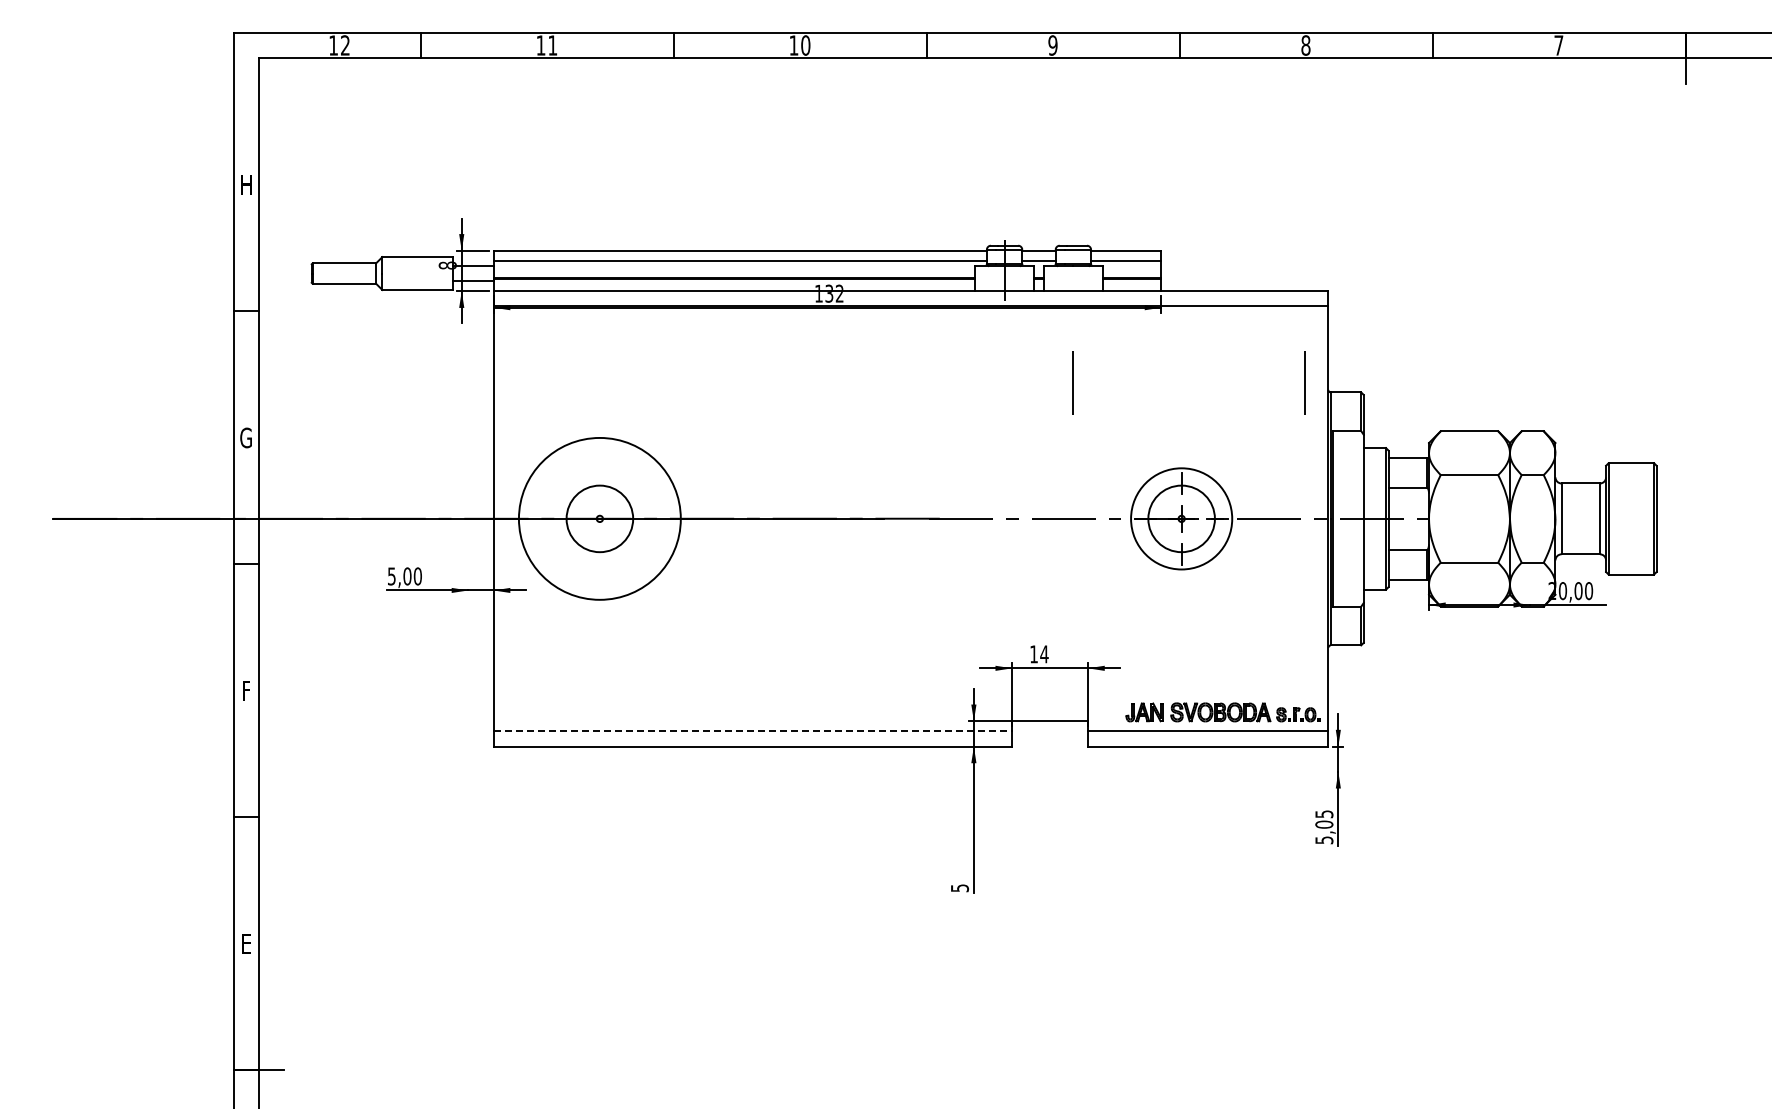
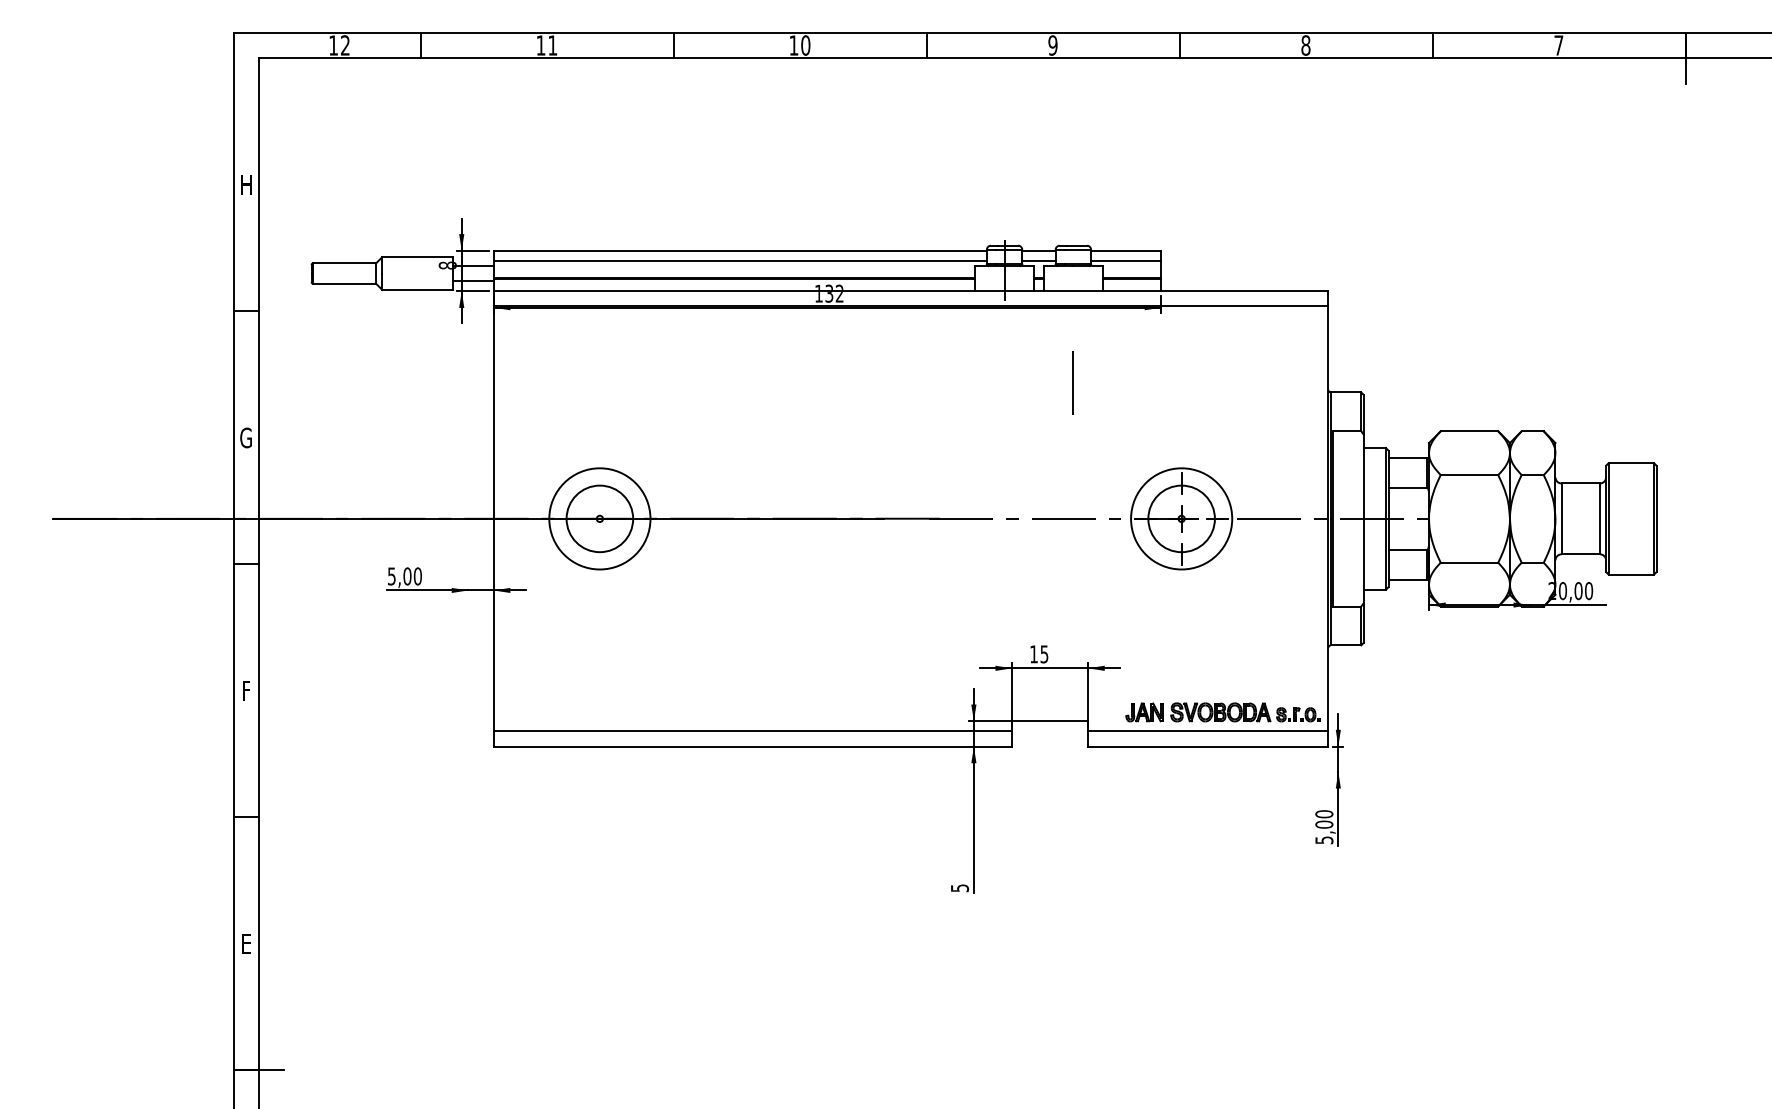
line: present -> none (1304, 382)
circle diameter: 162 px -> 101 px (599, 518)
text: 14 -> 15 (1044, 654)
line: dashed -> solid (753, 731)
text: 5,05 -> 5,00 (1324, 814)
